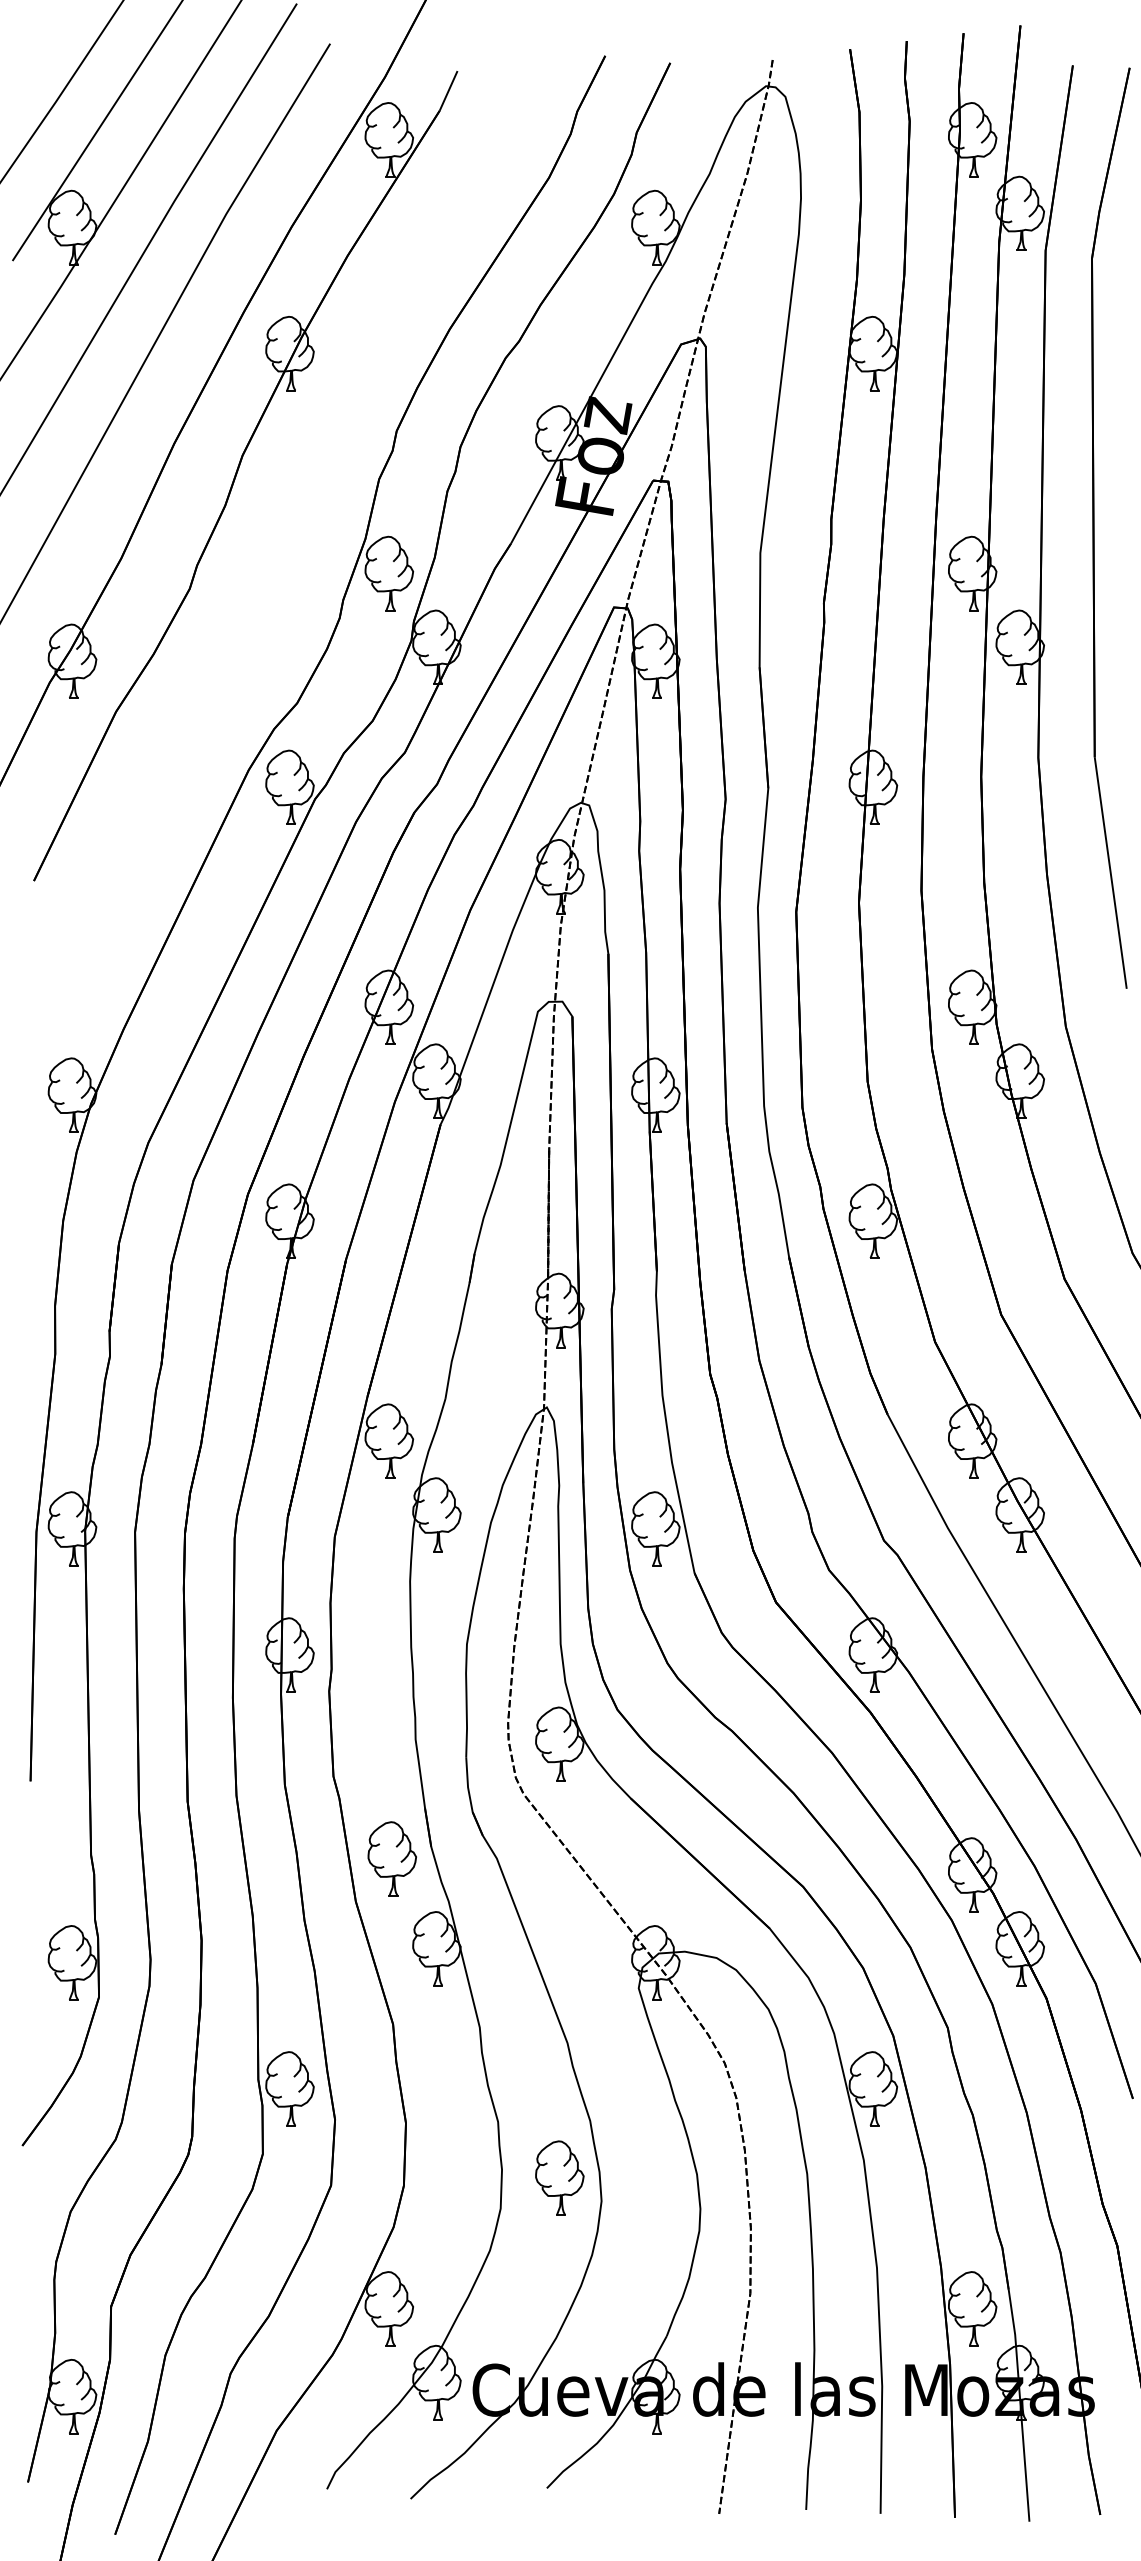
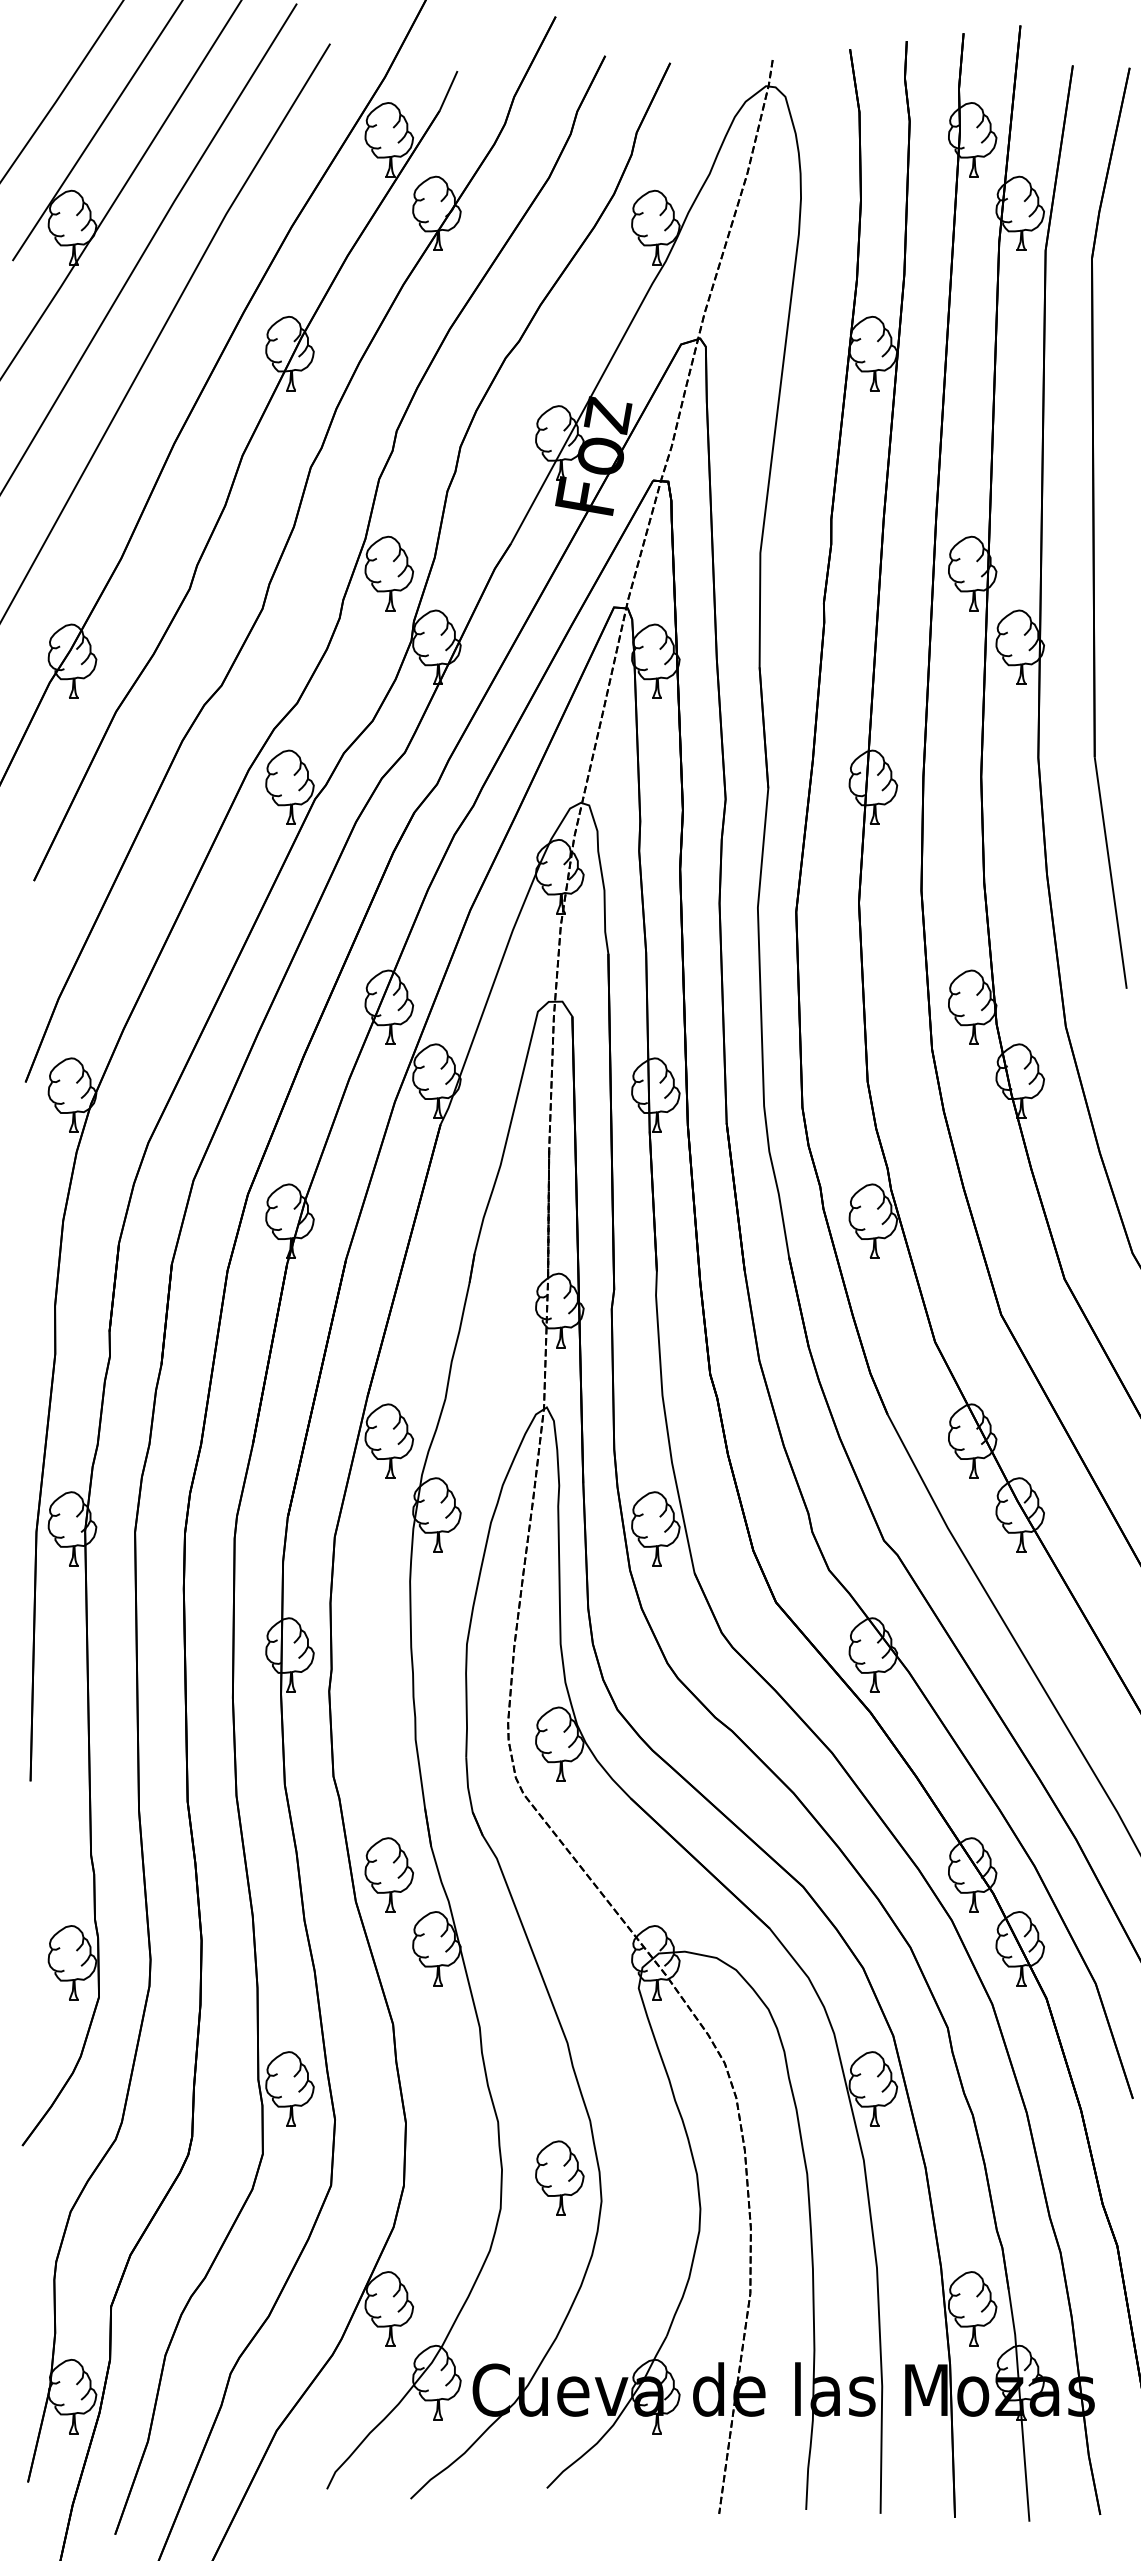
part: none -> present (290, 549)
part position: (391, 1858) -> (388, 1874) (388, 1874)
